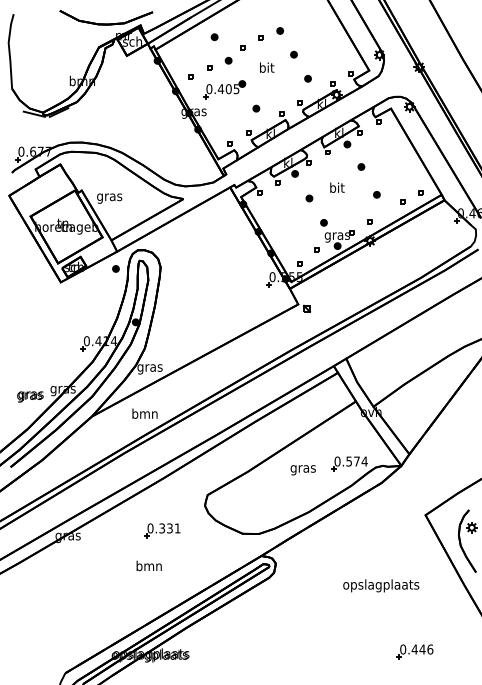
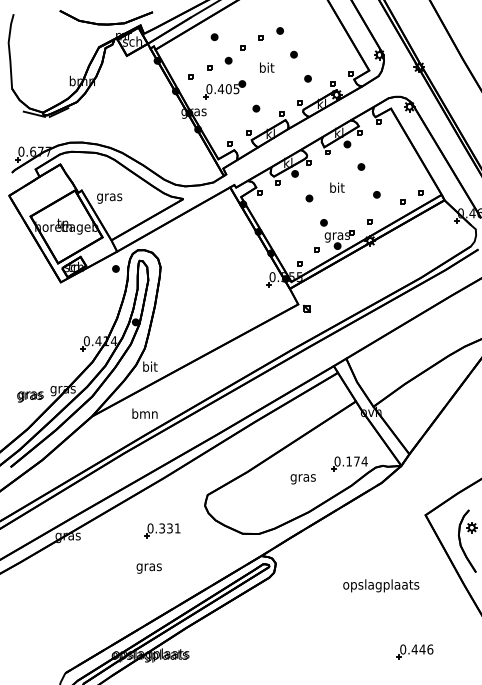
text: gras -> bit (149, 367)
text: 0.574 -> 0.174 (348, 461)
text position: (302, 470) -> (302, 479) (302, 479)
text: bmn -> gras (148, 566)
